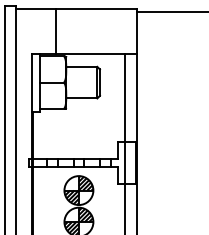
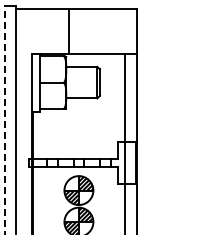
line: present -> none (170, 11)
line position: (56, 30) -> (69, 30) (69, 30)
line: solid -> dashed (5, 120)
